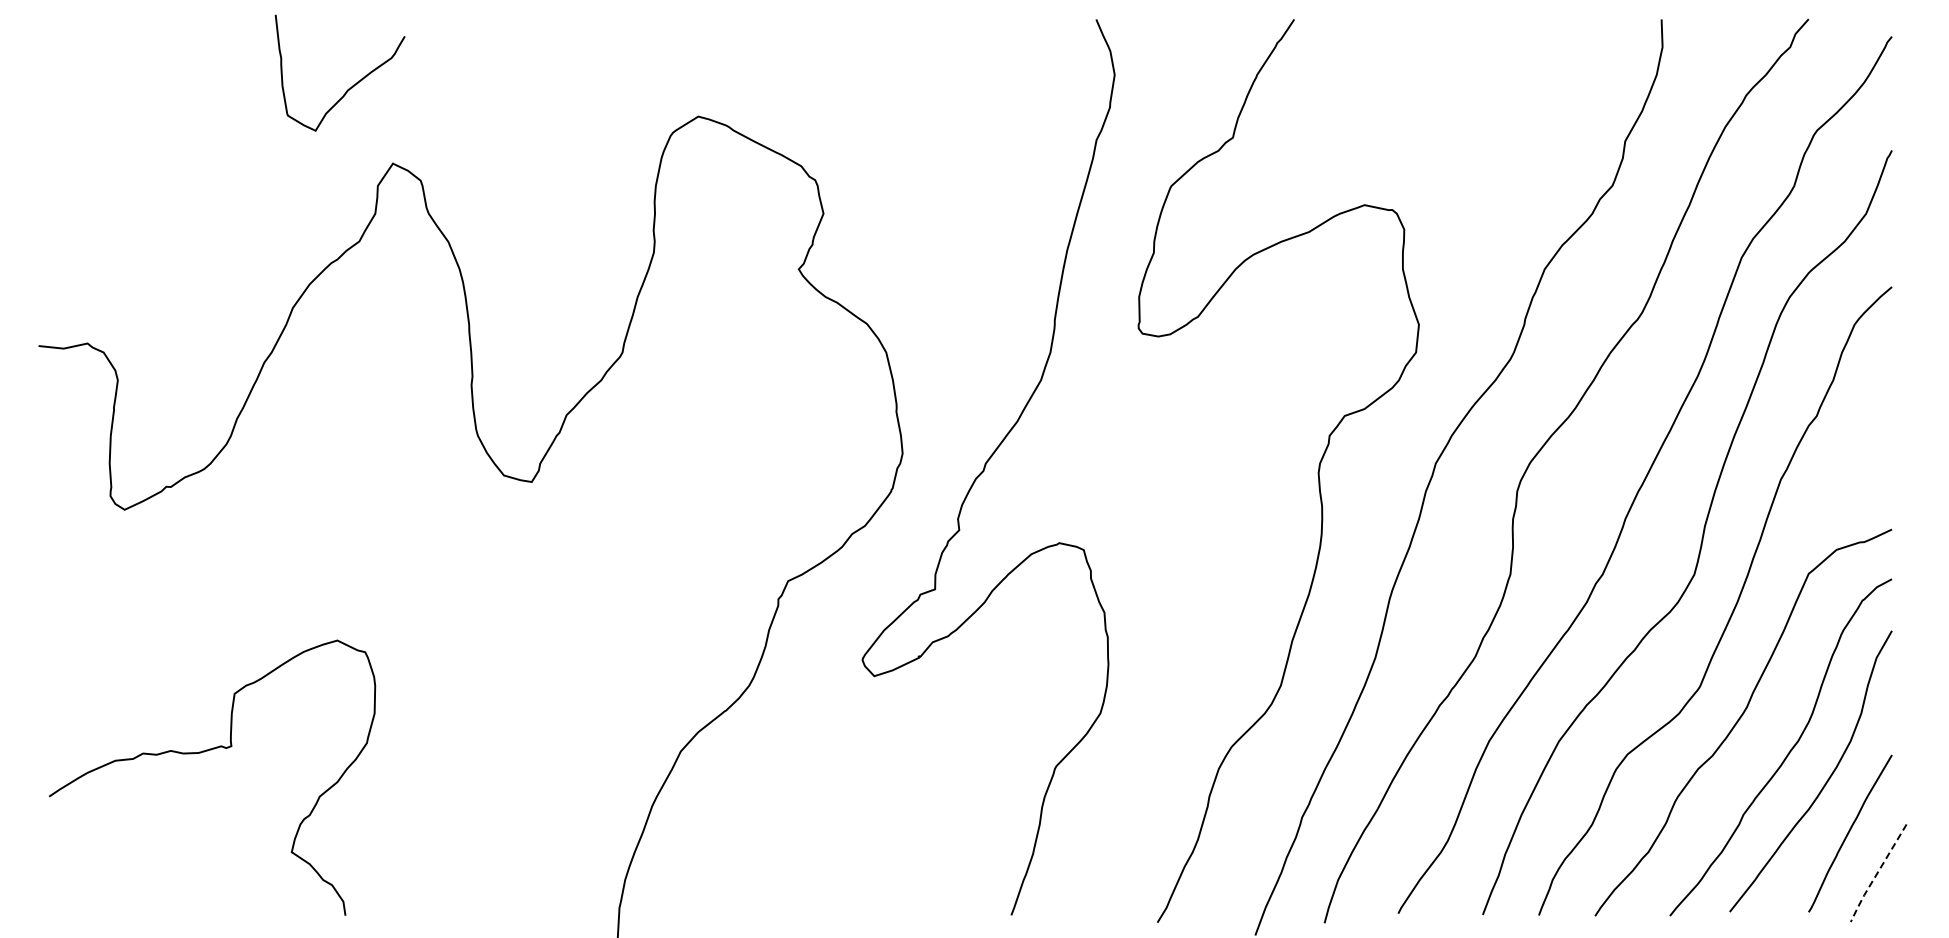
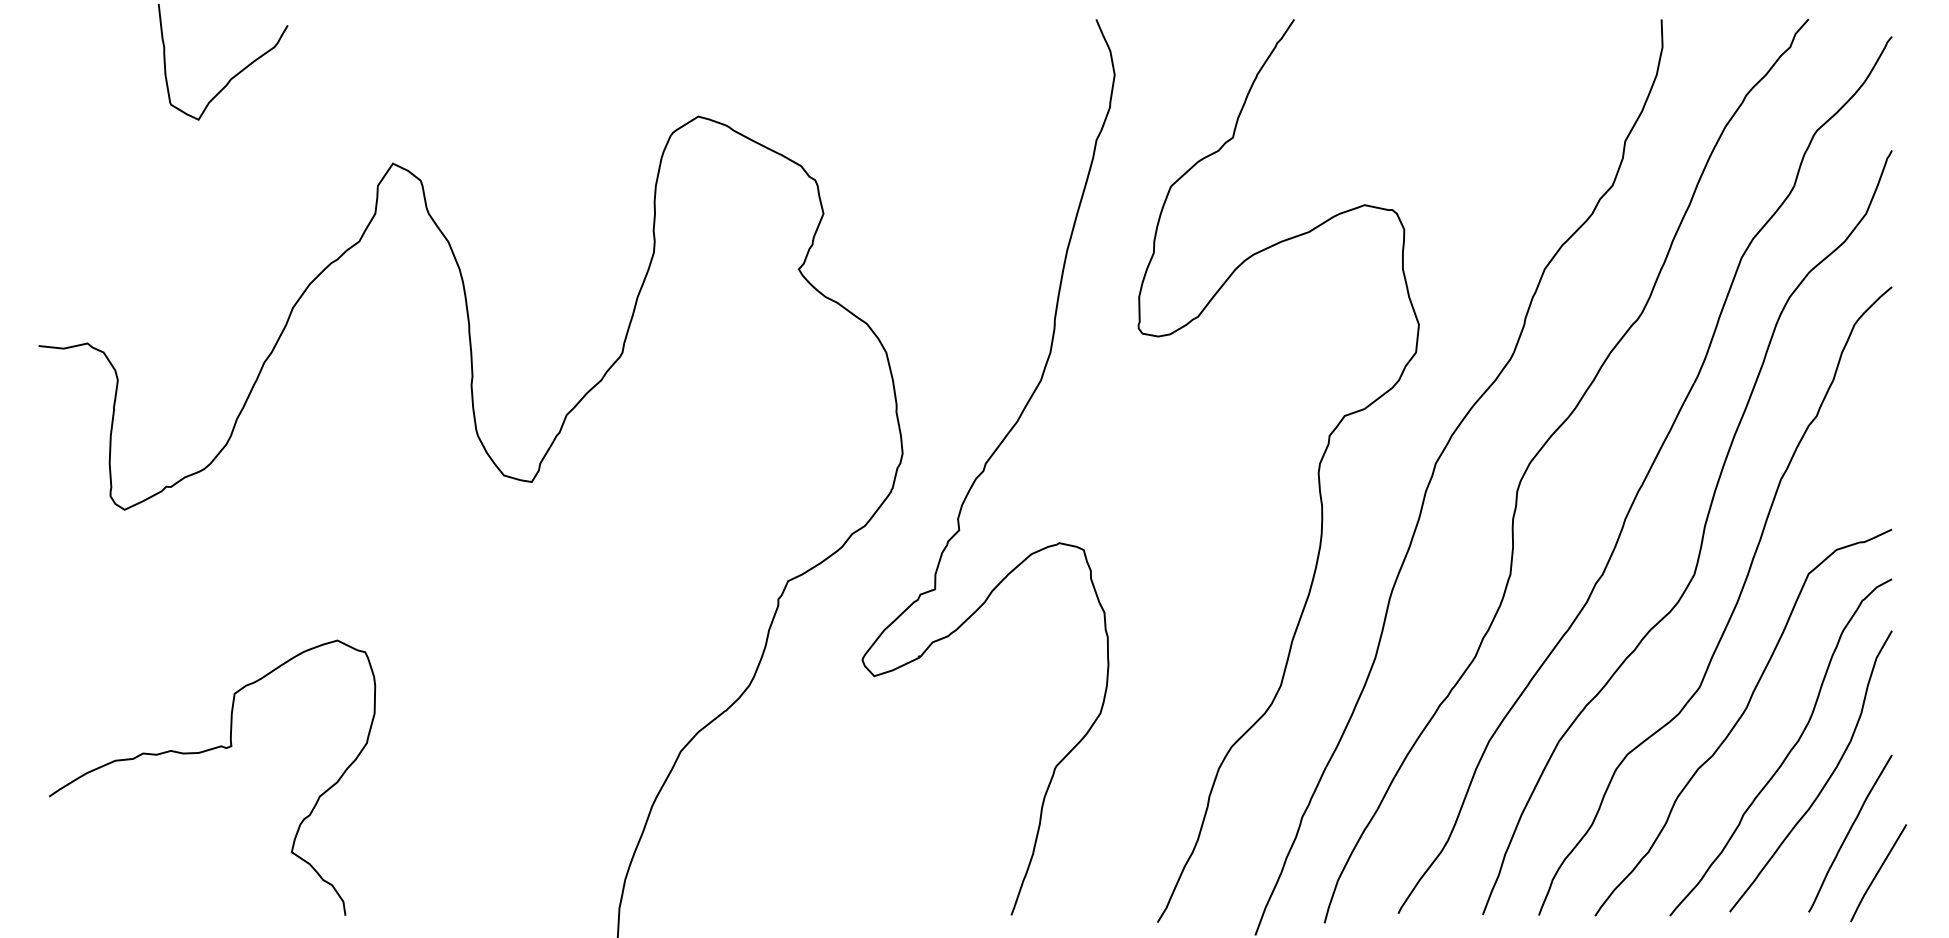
curve position: (348, 88) -> (231, 77) (231, 77)
line: dashed -> solid (1877, 873)
